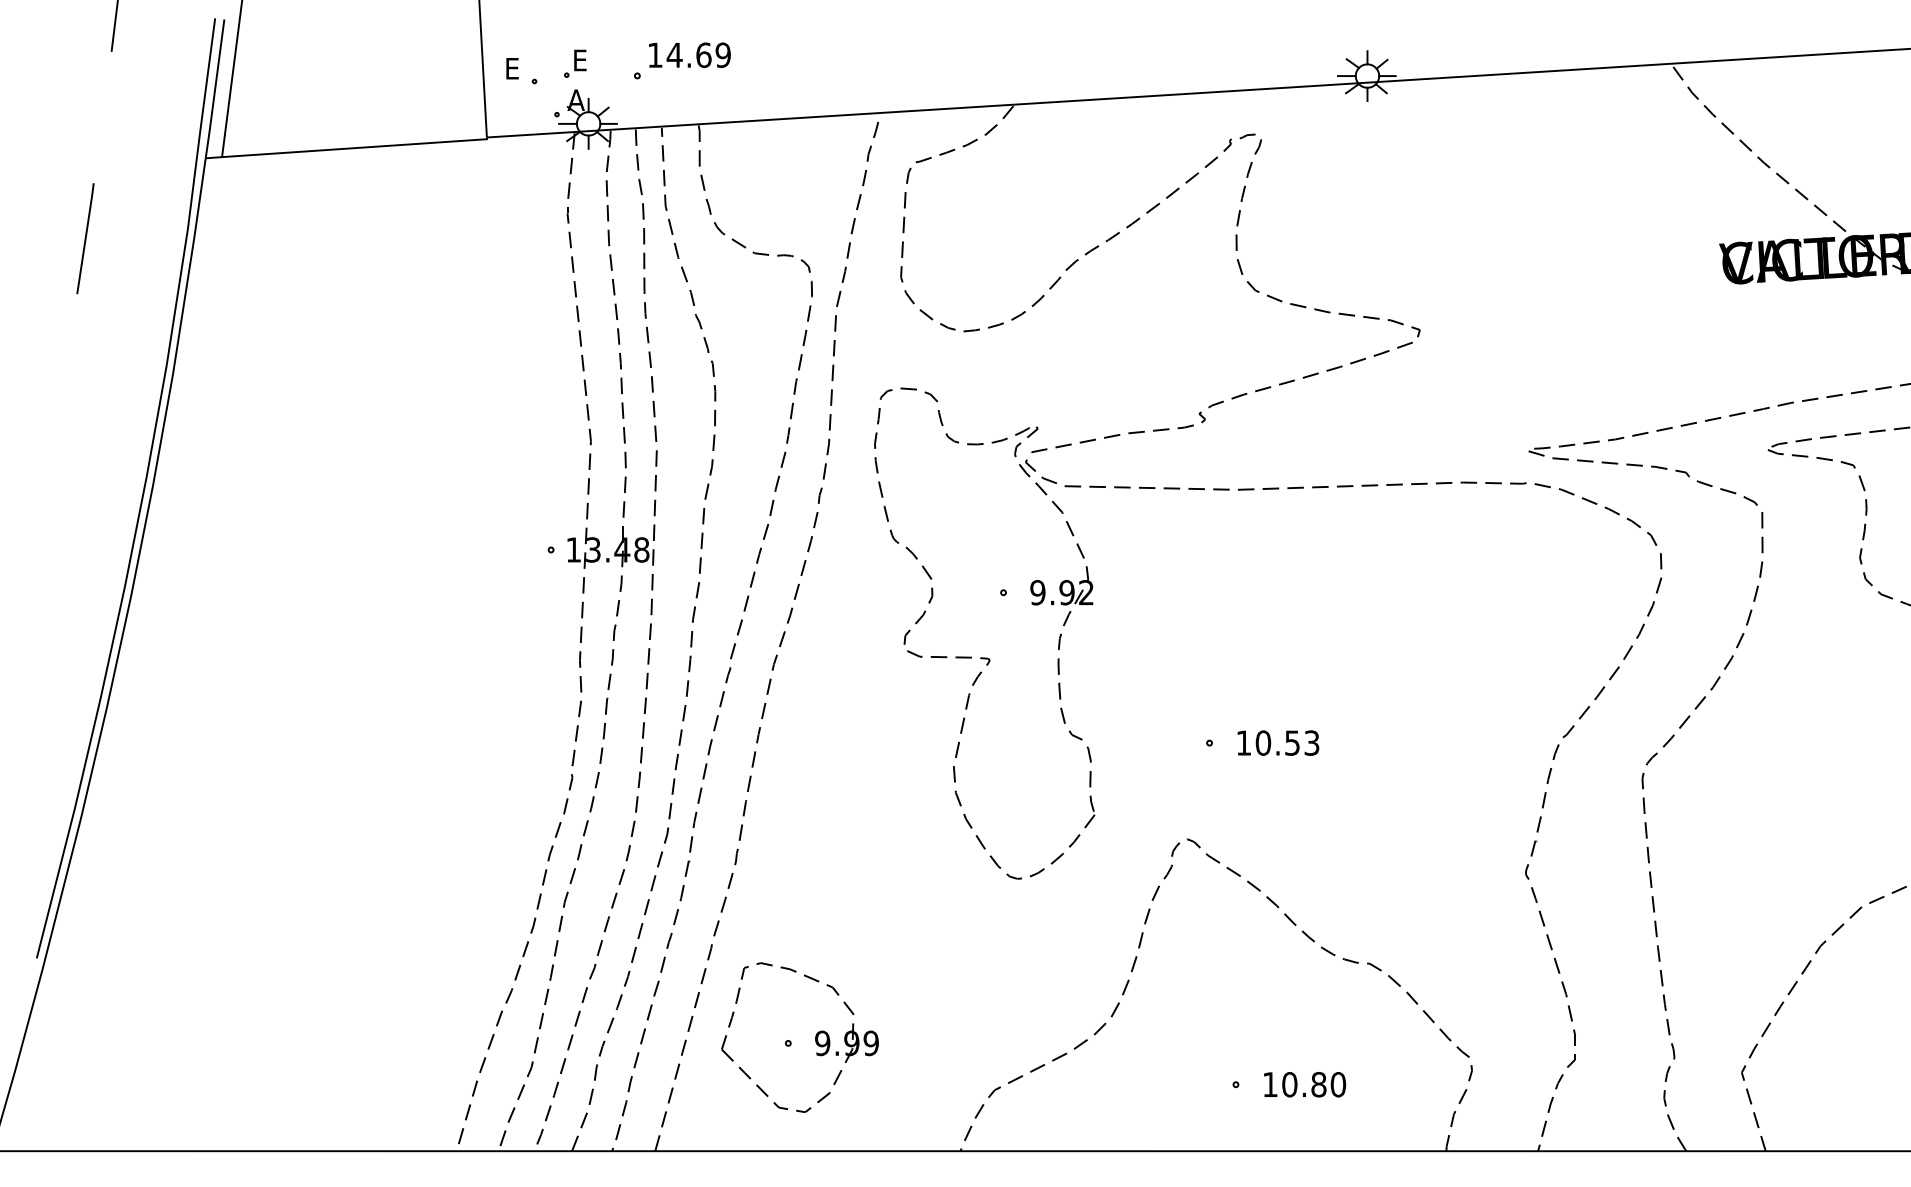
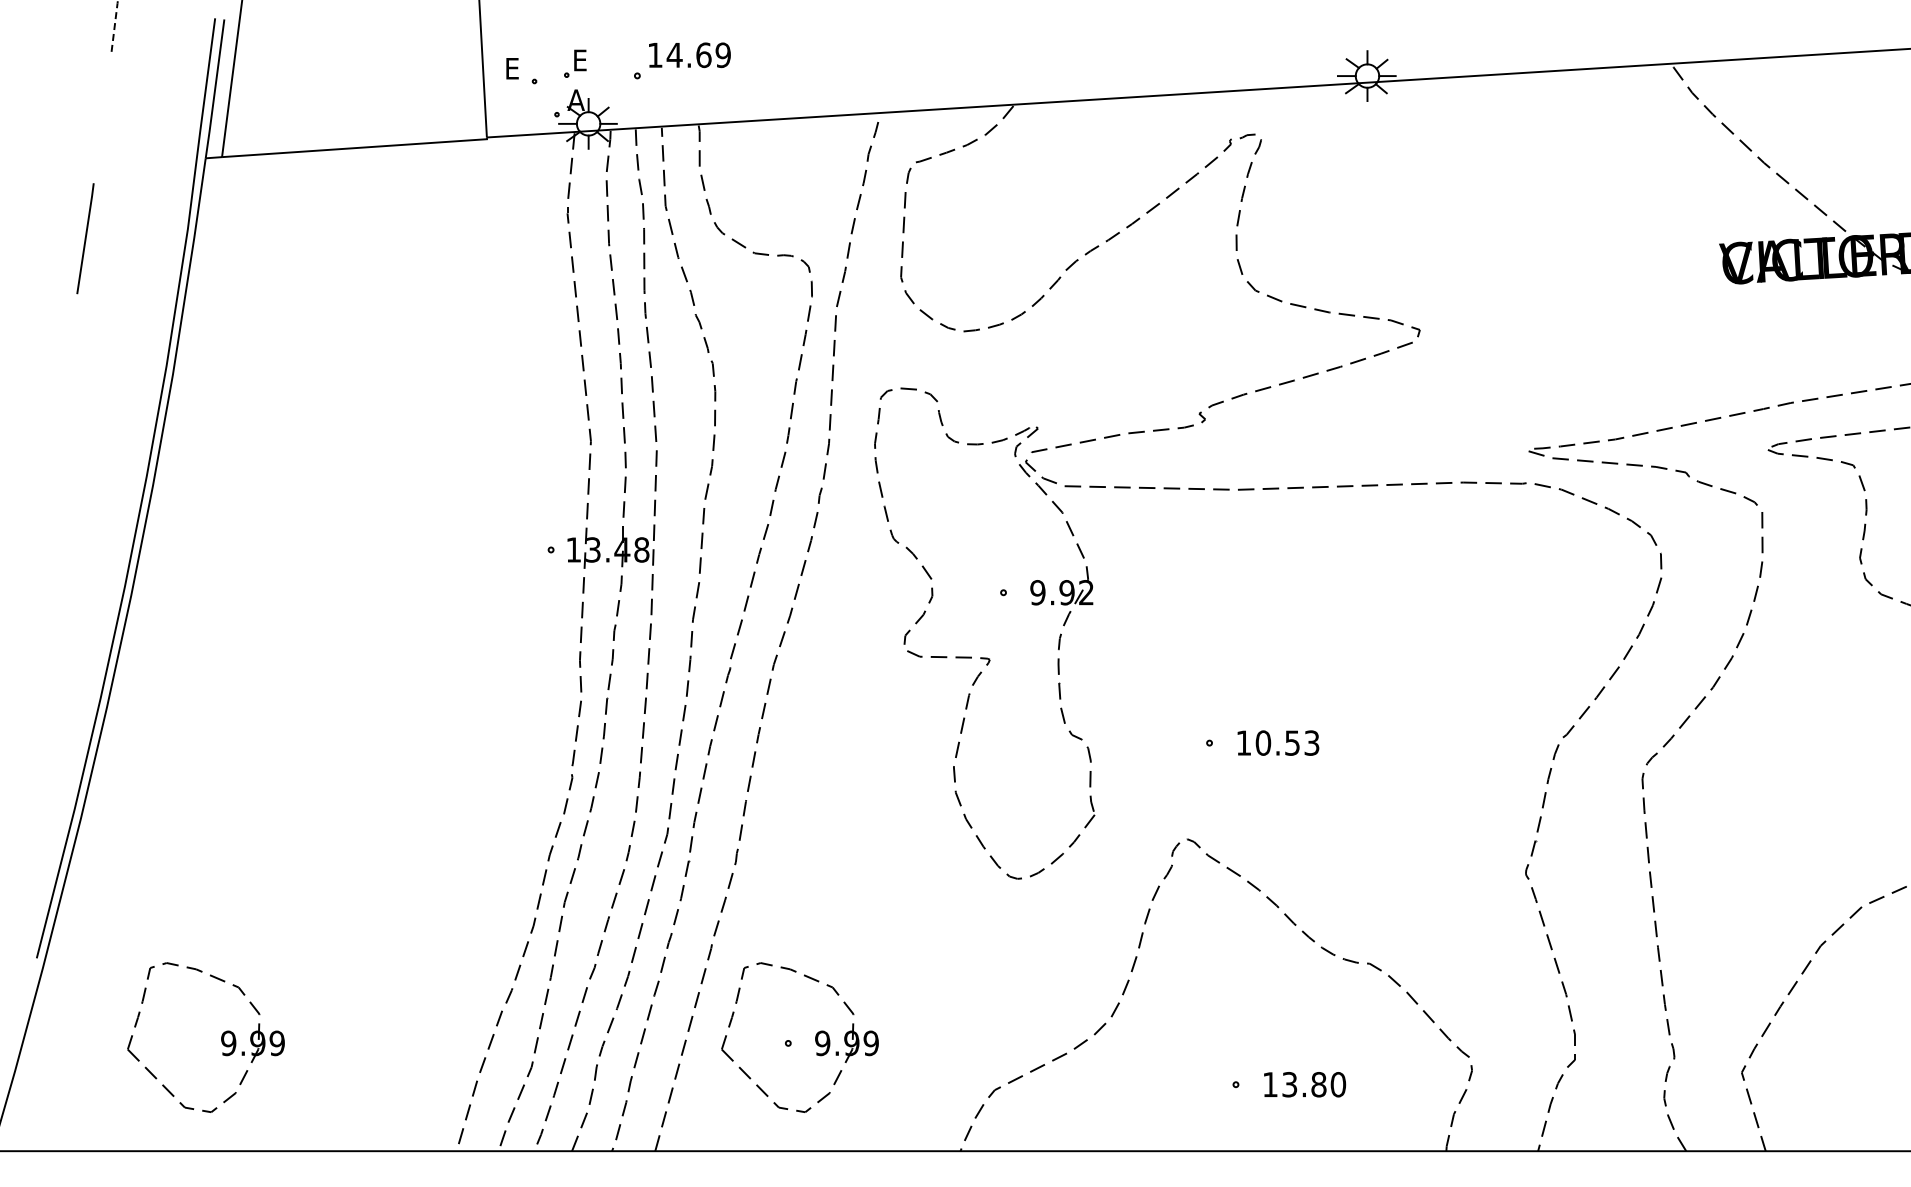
line: solid -> dashed (114, 25)
part: none -> present (221, 1037)
text: 10.80 -> 13.80 (1289, 1084)
